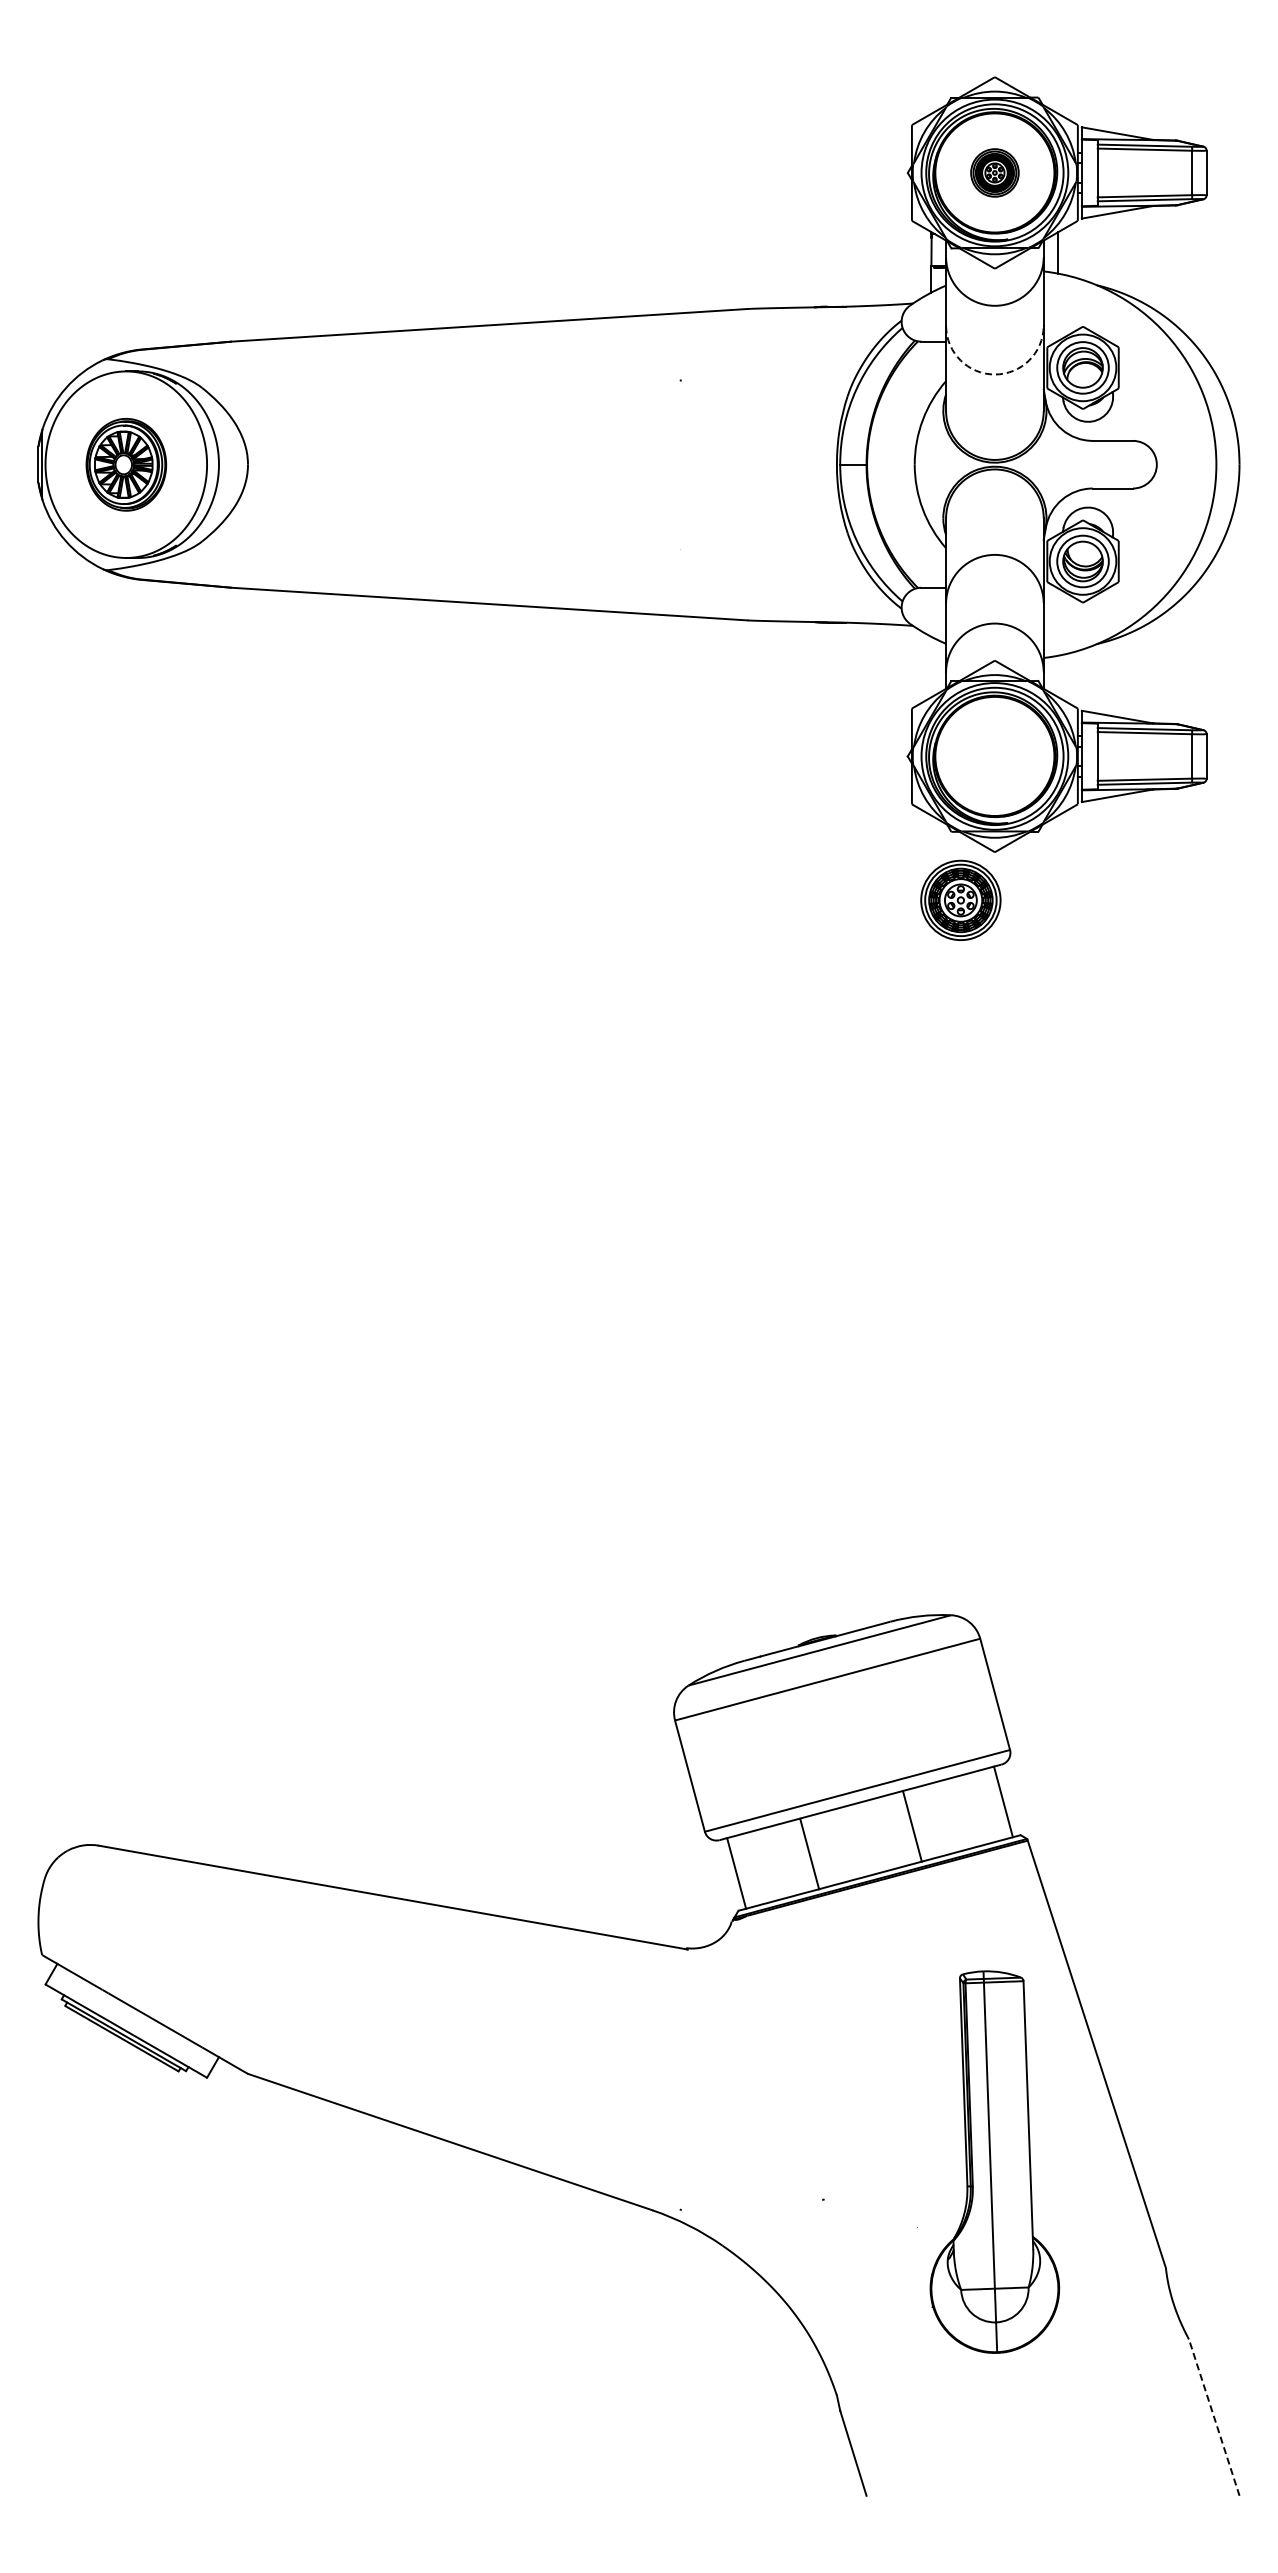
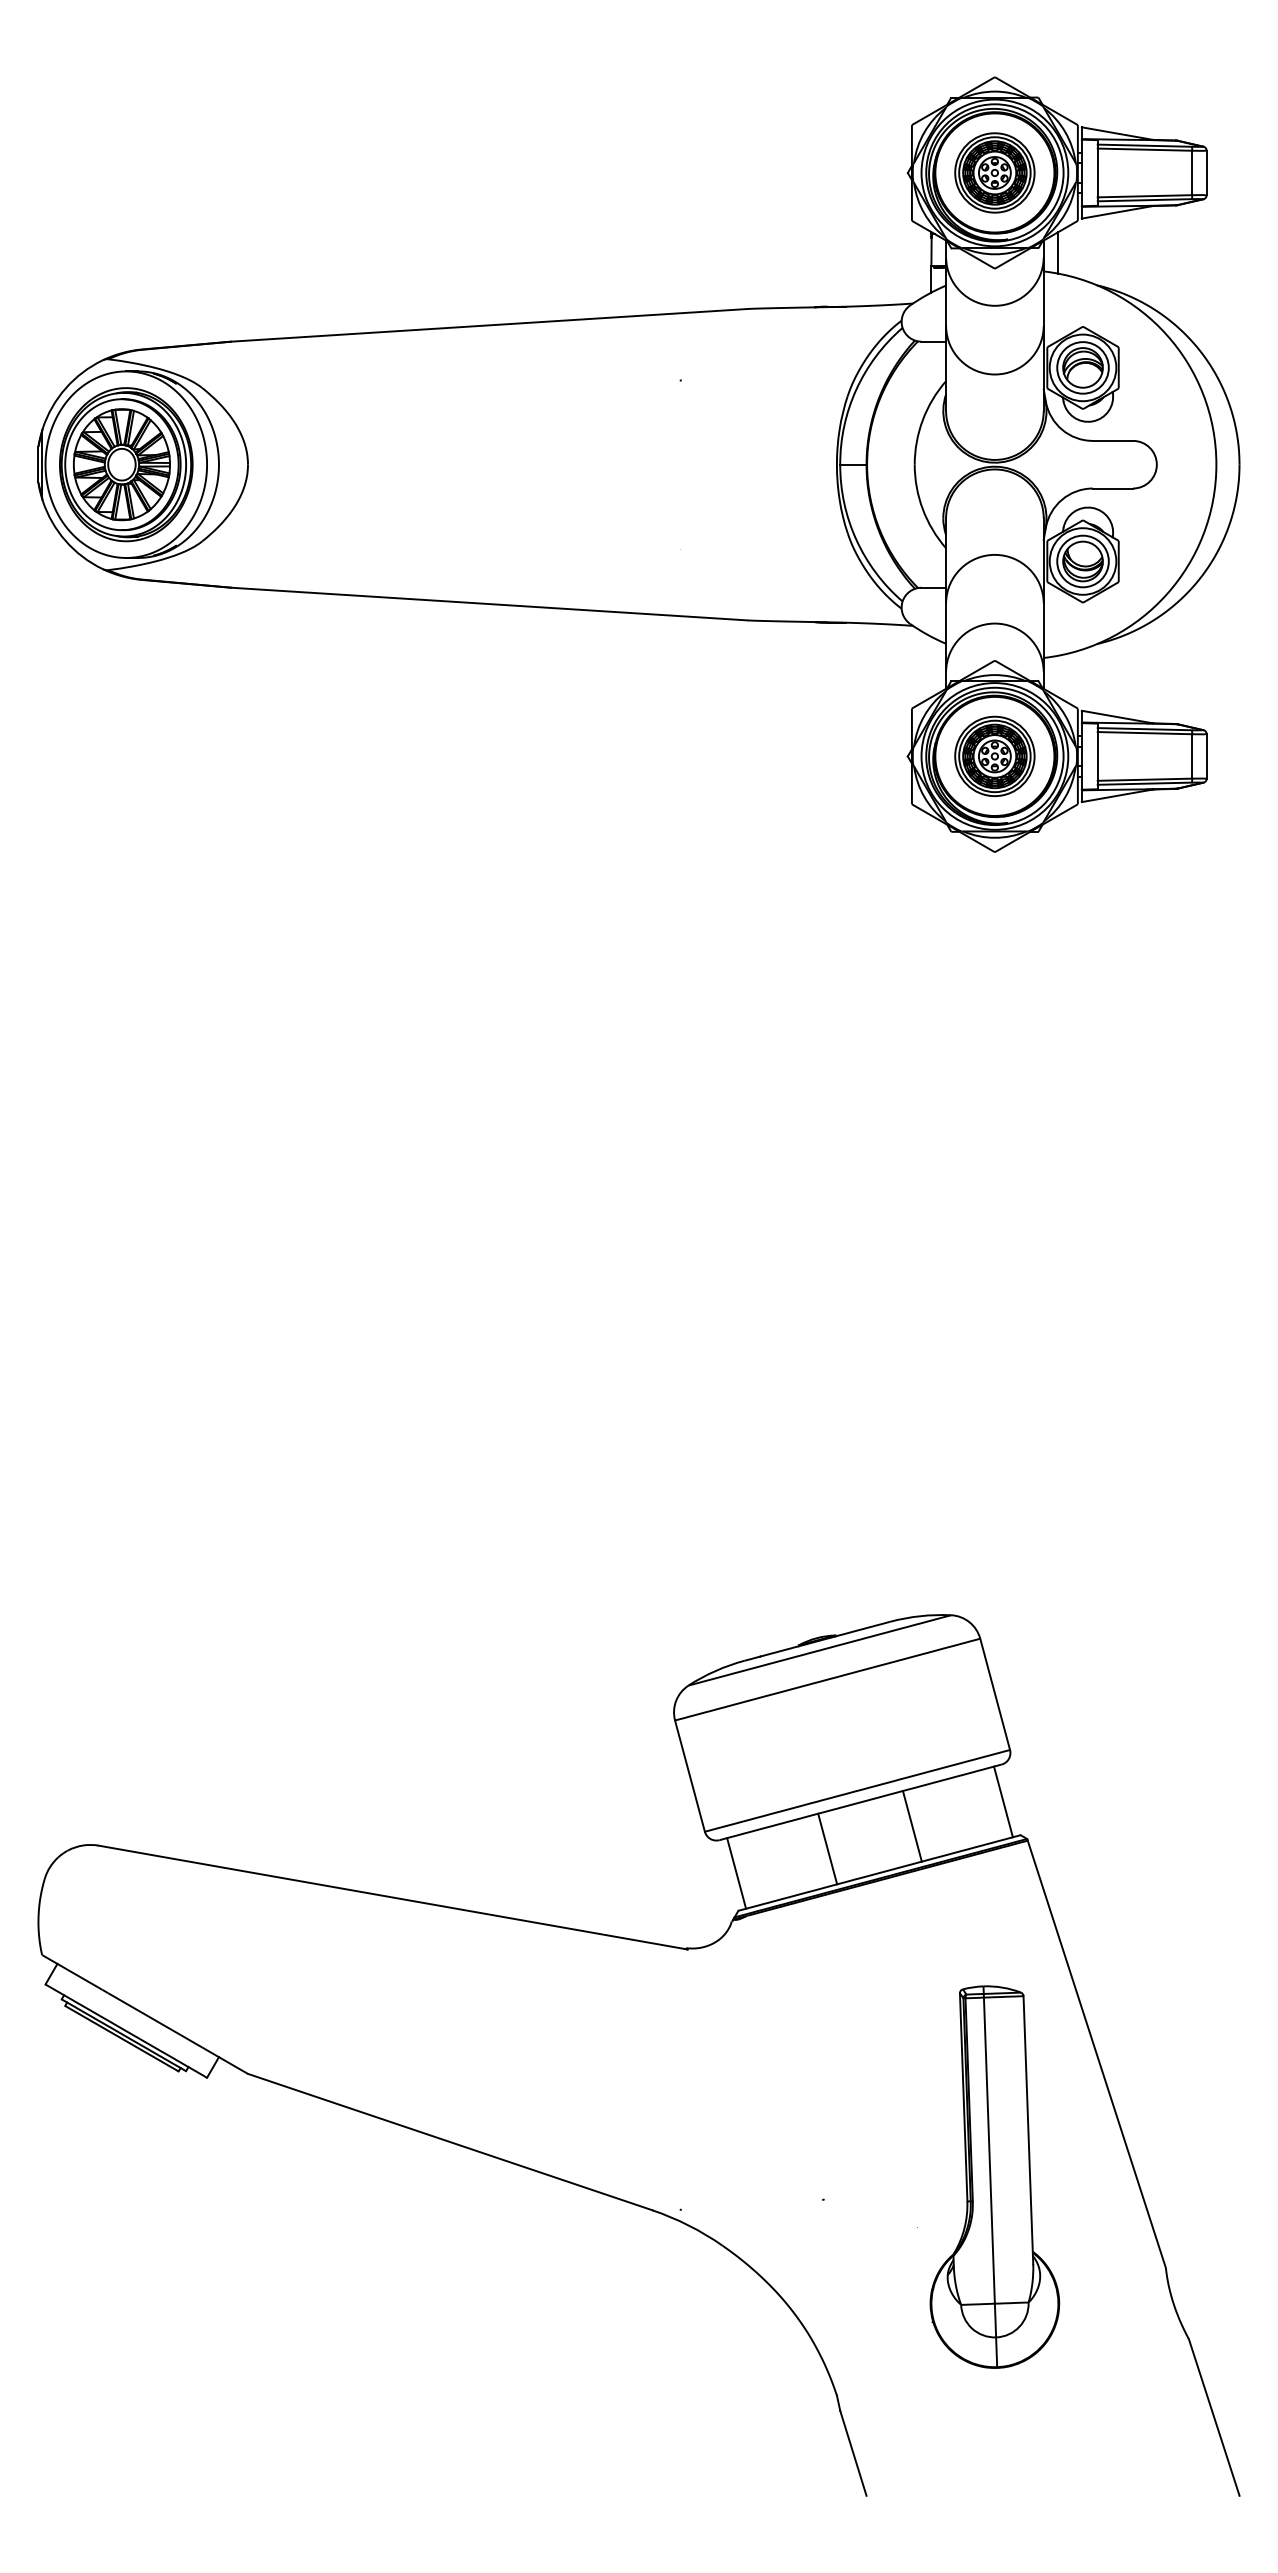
part size: 50x50 px -> 82x82 px (994, 172)
arc: dashed -> solid (994, 374)
part size: 83x94 px -> 135x156 px (126, 464)
part position: (960, 899) -> (994, 755) (994, 755)
line position: (809, 1853) -> (827, 1848) (827, 1848)
part position: (994, 2161) -> (994, 2176) (994, 2176)
line: dashed -> solid (1214, 2417)
